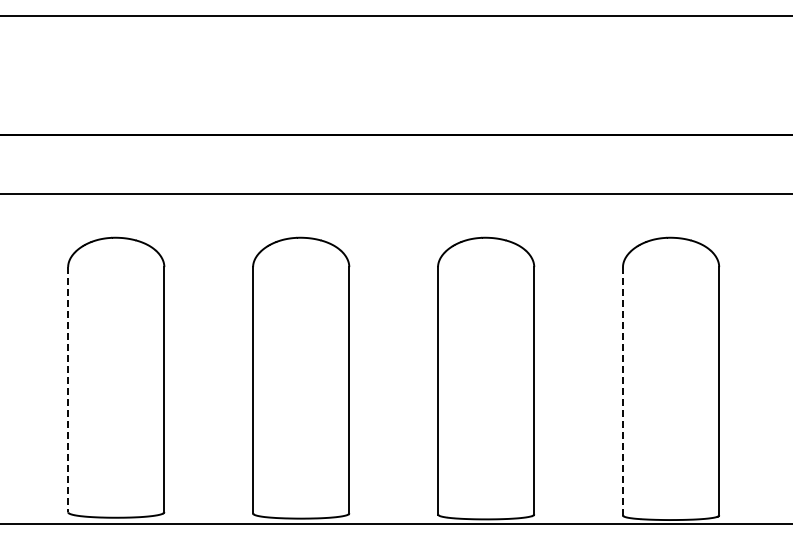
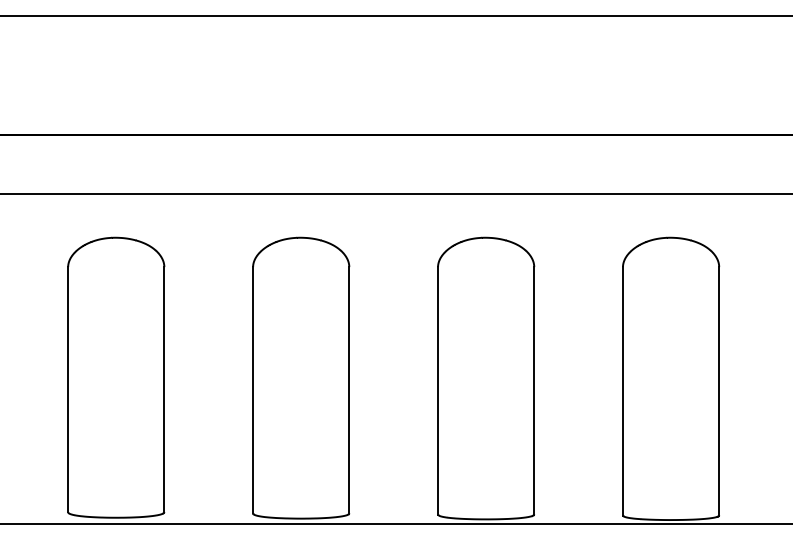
line: dashed -> solid (68, 389)
line: dashed -> solid (623, 391)
